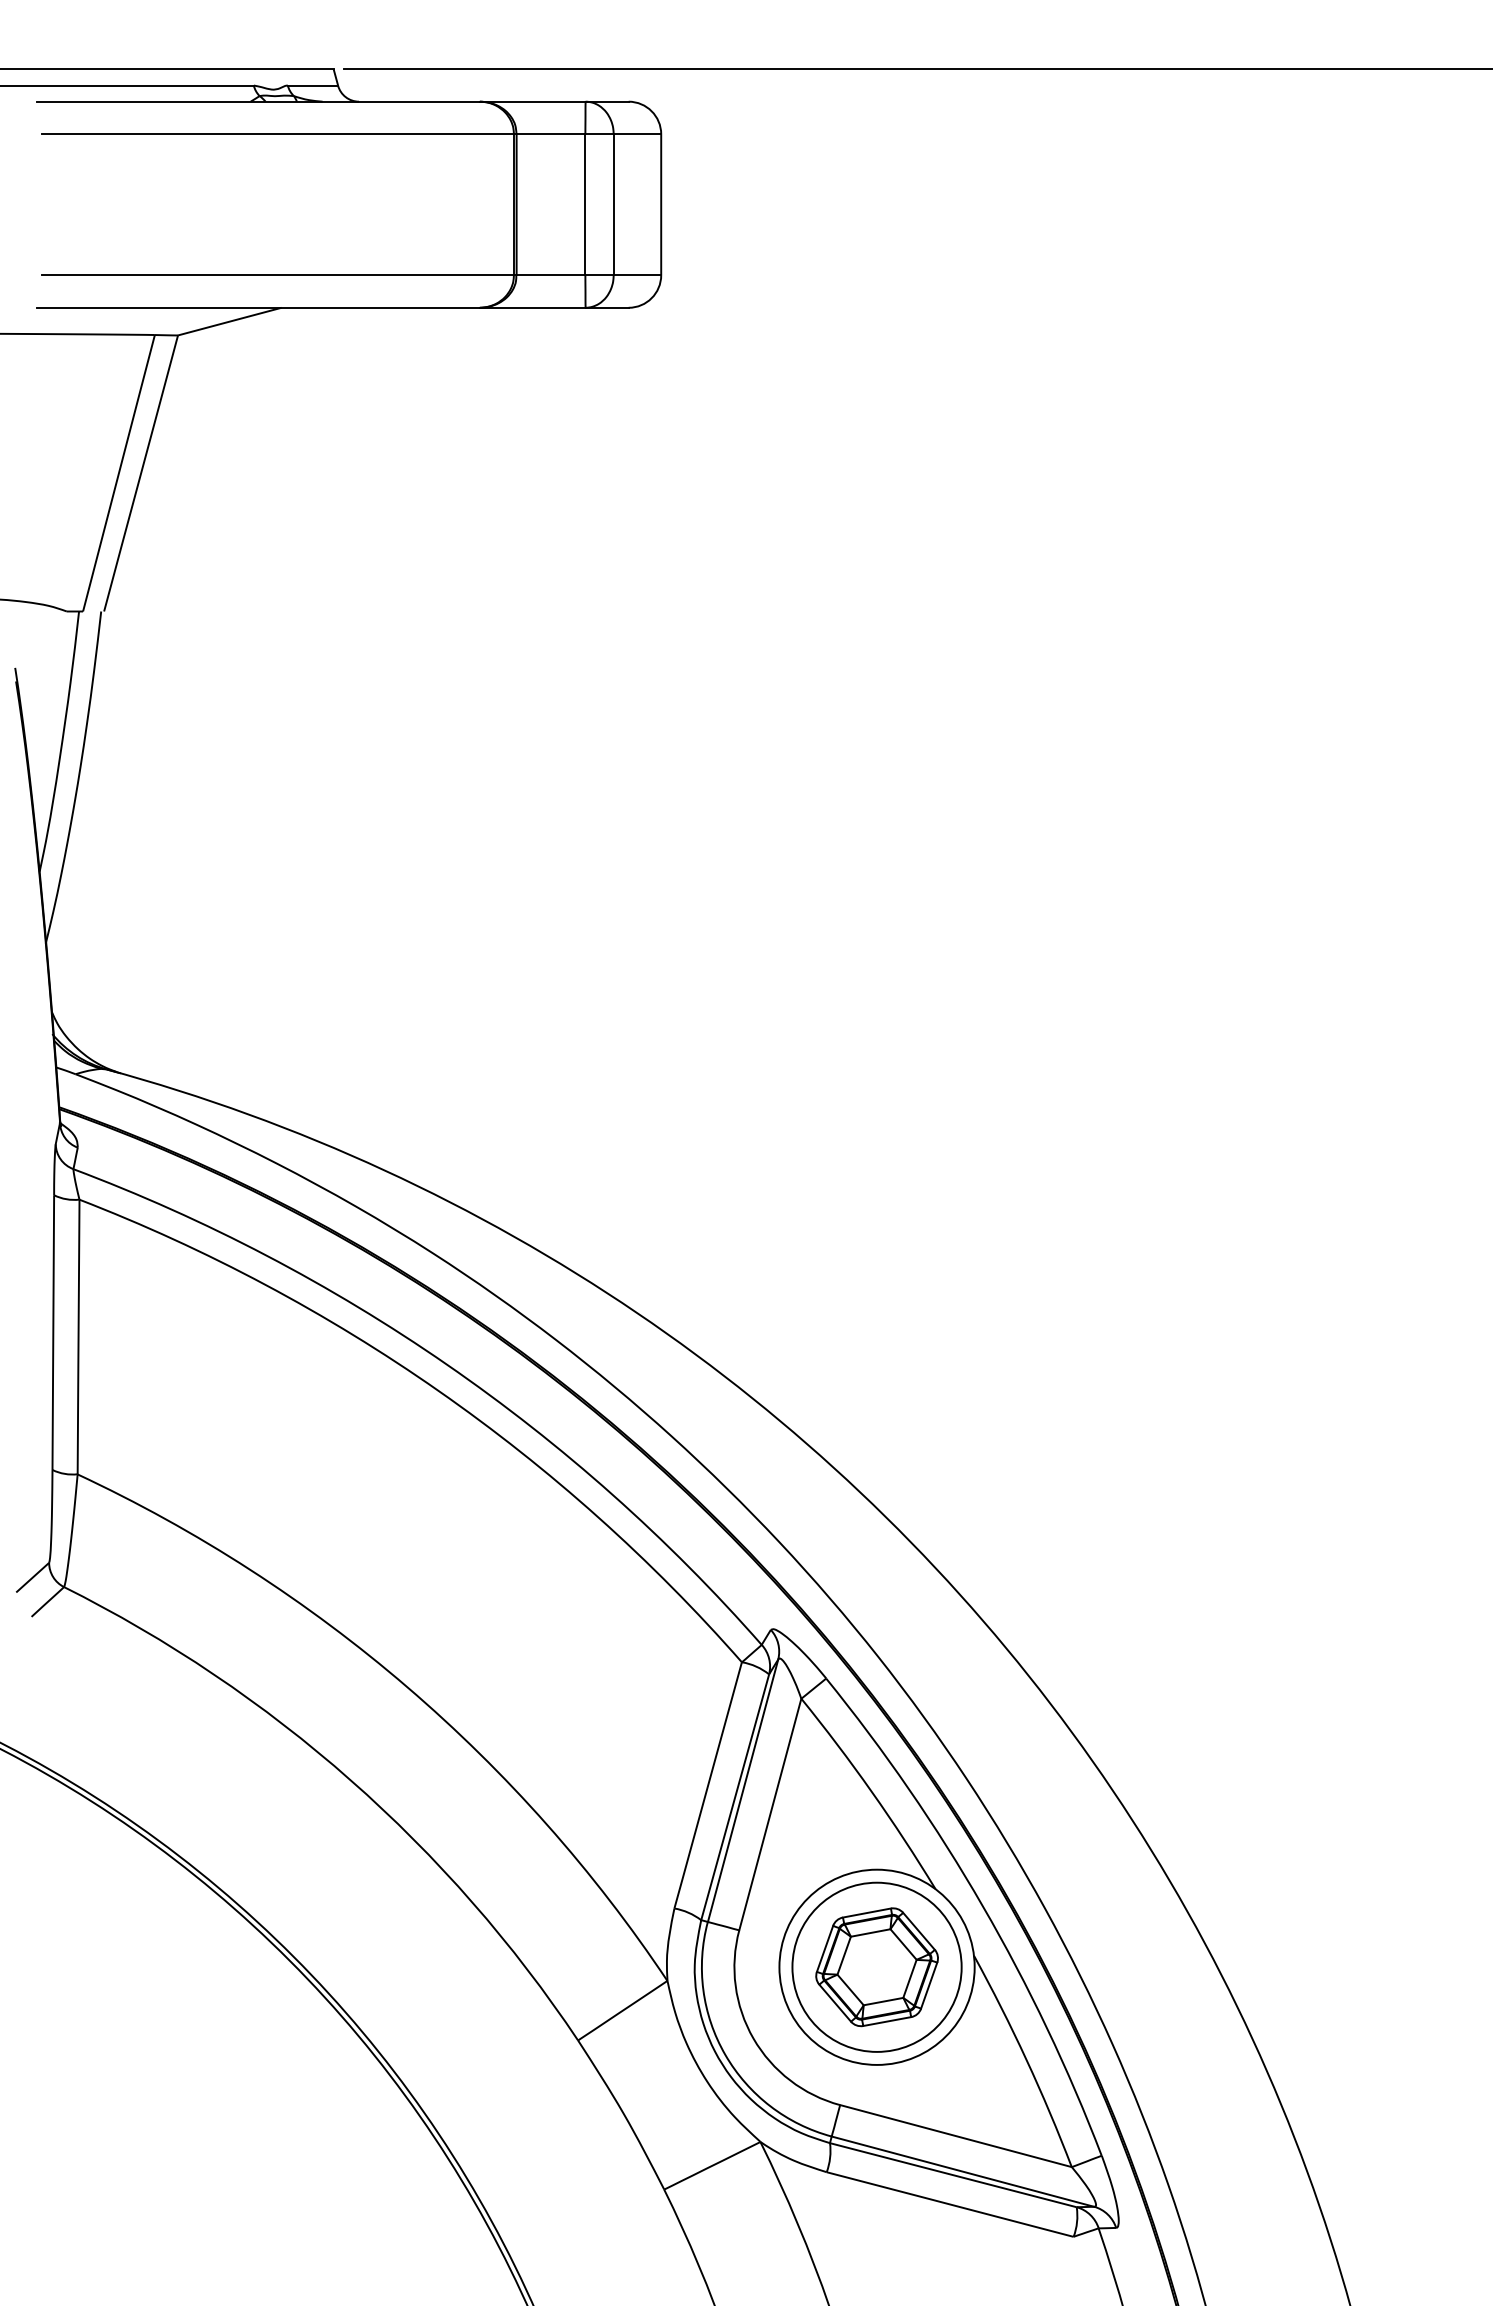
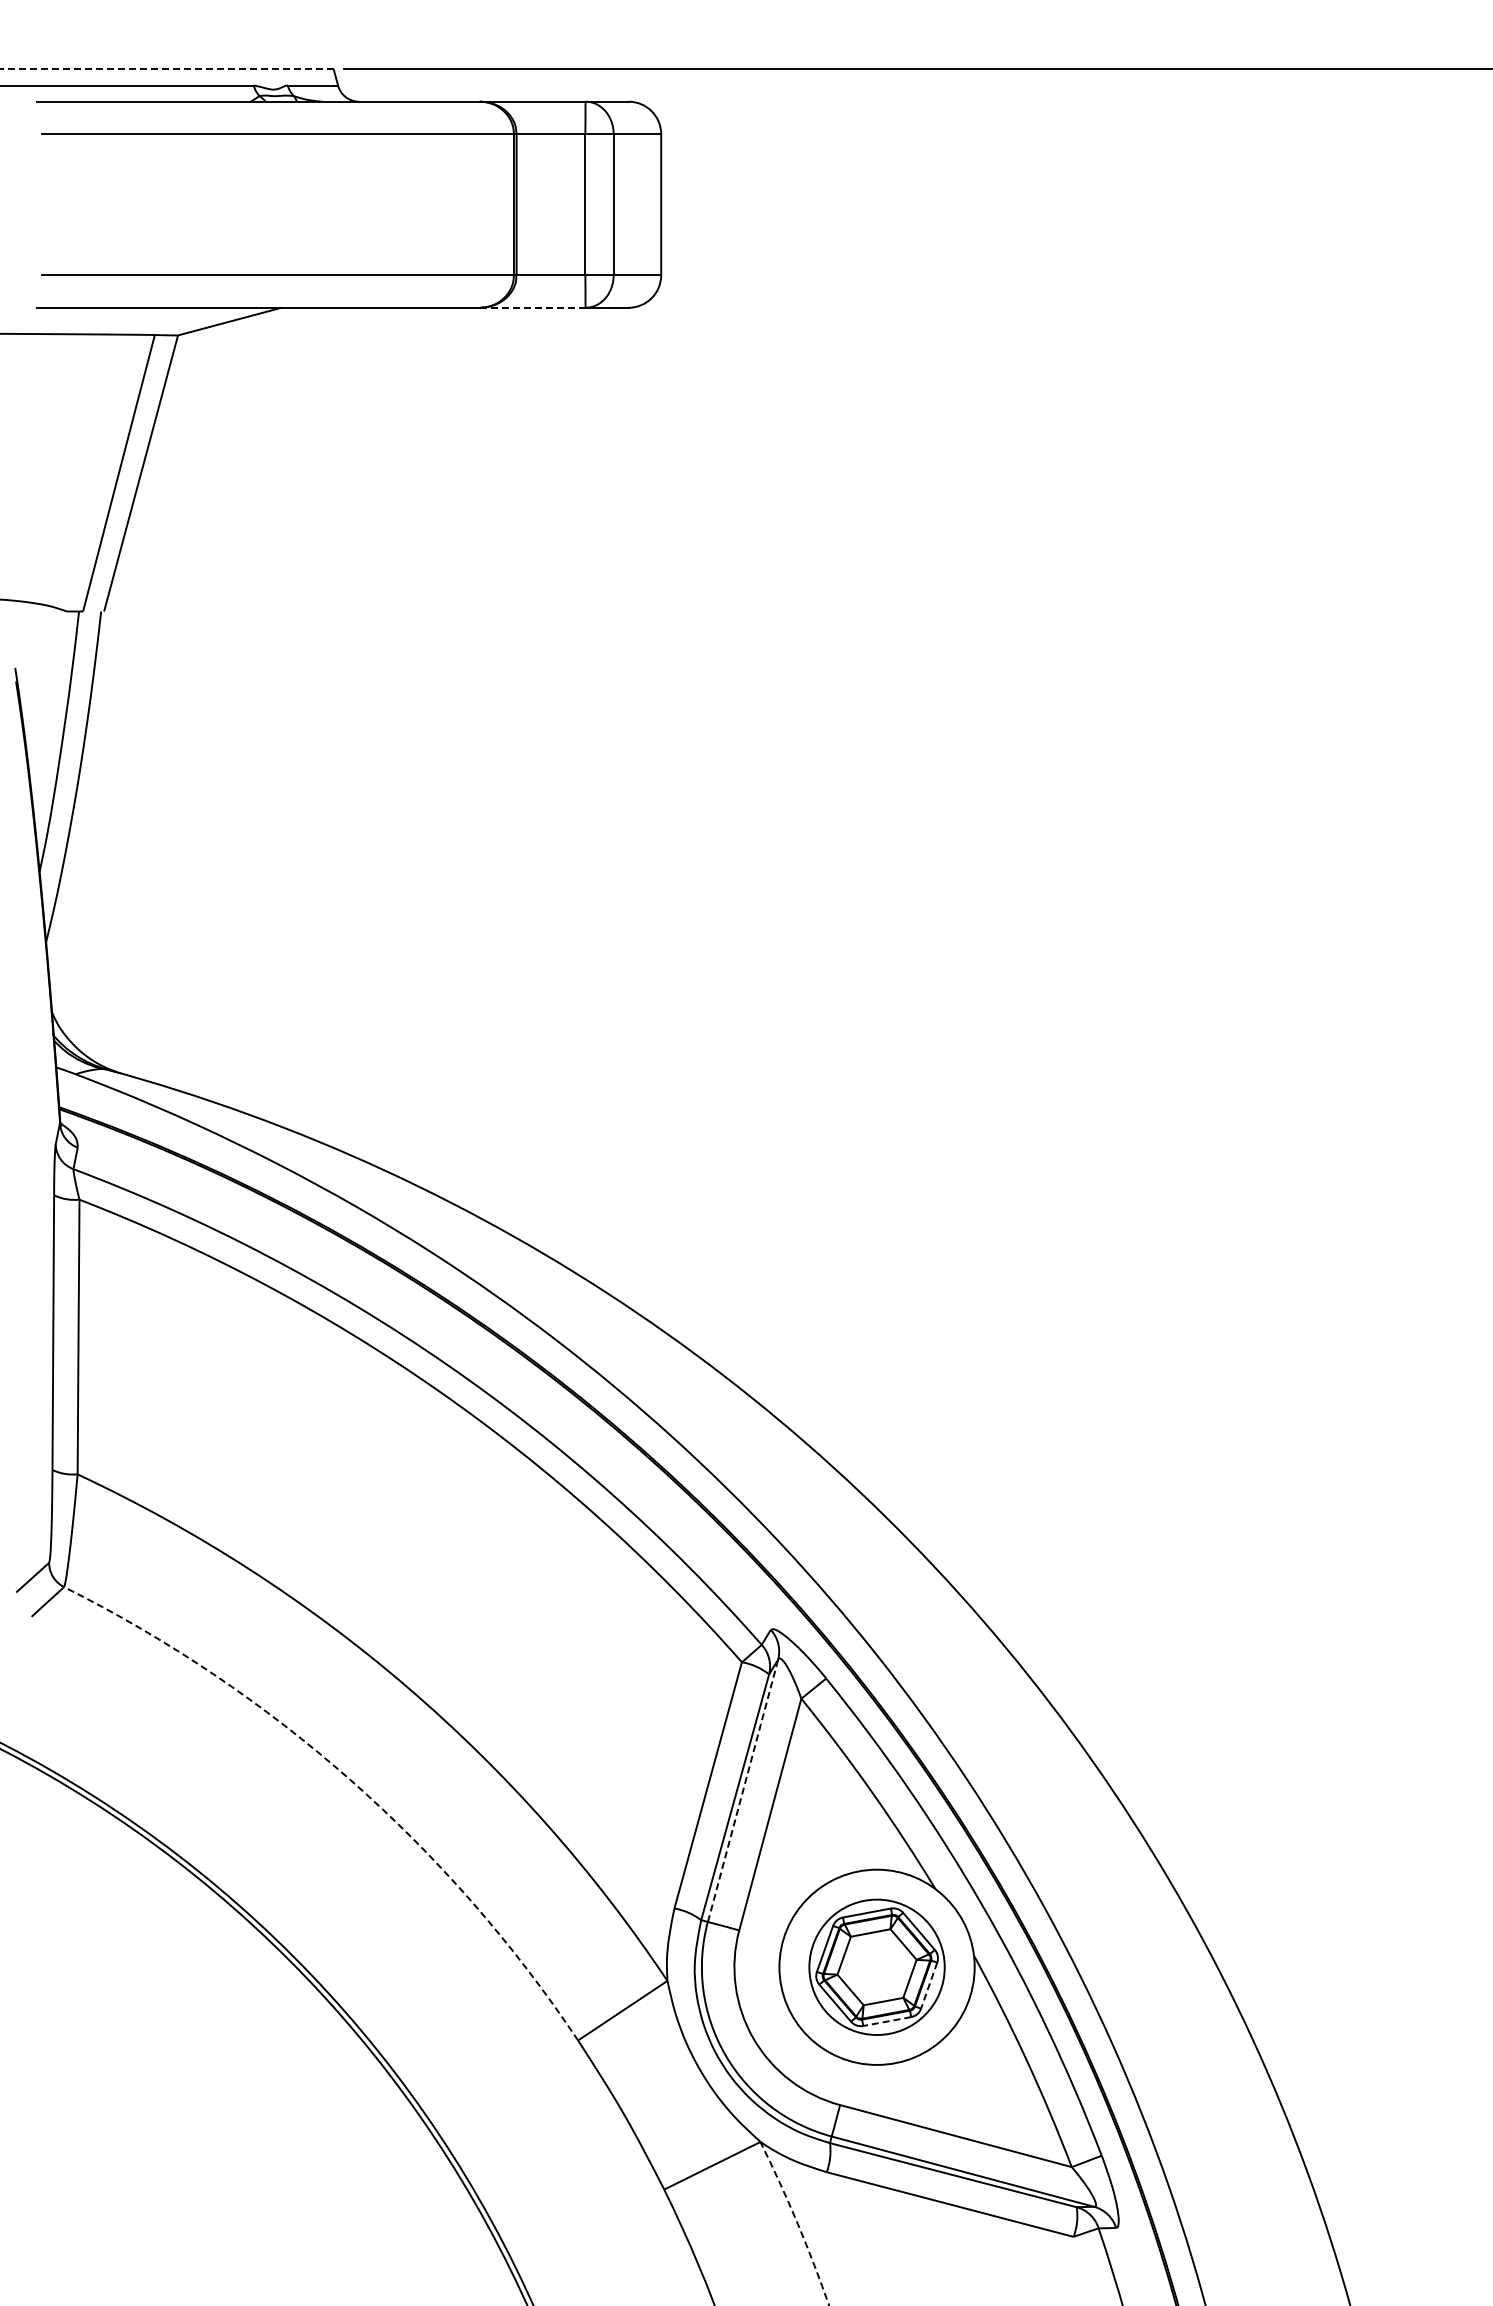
line: solid -> dashed (166, 69)
line: solid -> dashed (532, 307)
arc: solid -> dashed (350, 1780)
line: solid -> dashed (743, 1790)
circle diameter: 169 px -> 135 px (876, 1967)
line: solid -> dashed (929, 1986)
line: solid -> dashed (886, 2021)
arc: solid -> dashed (797, 2223)
